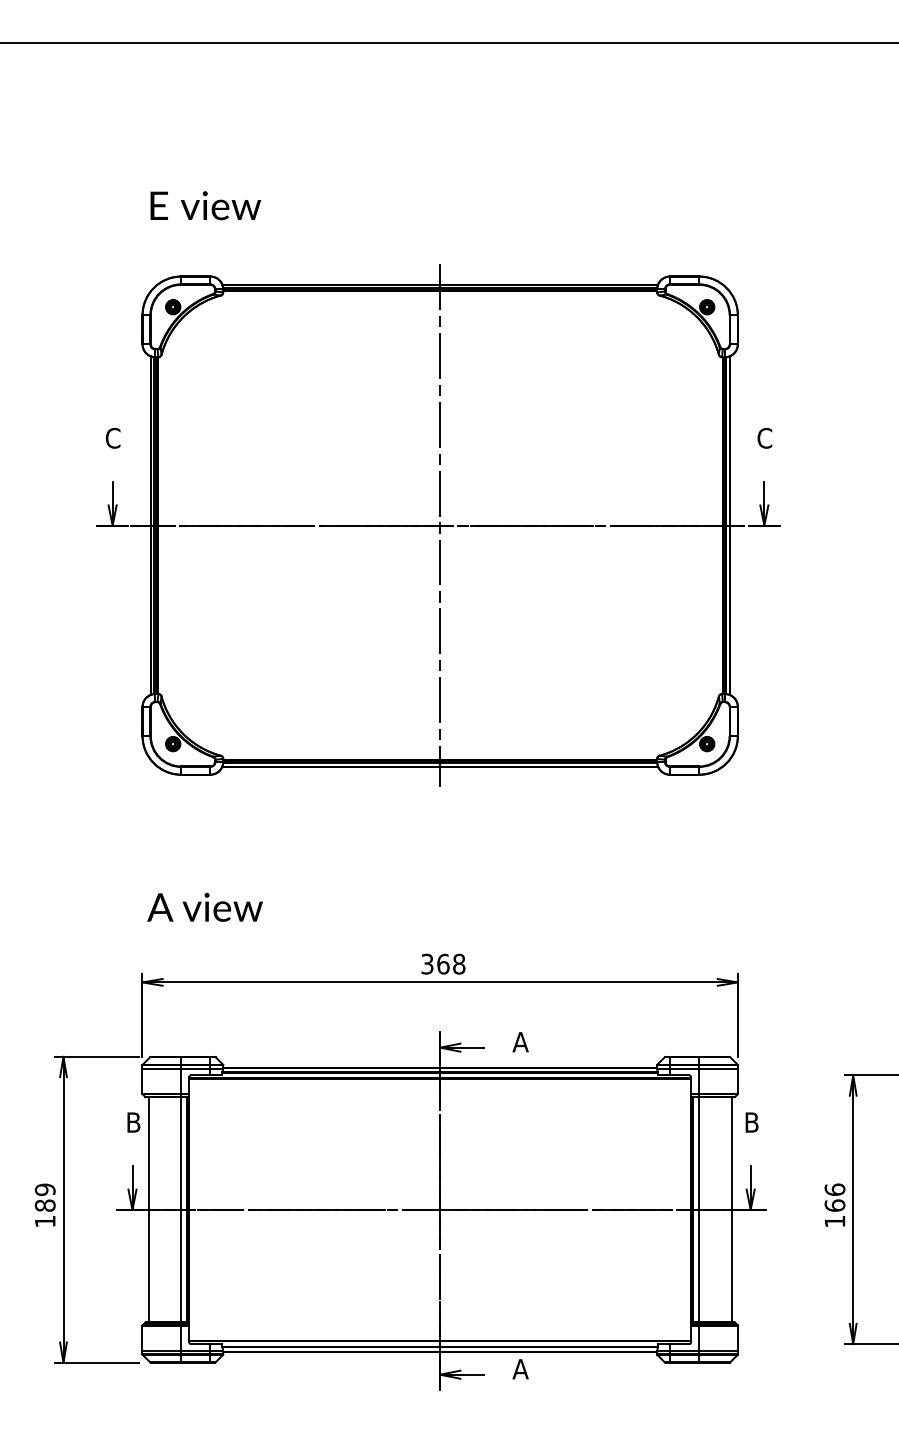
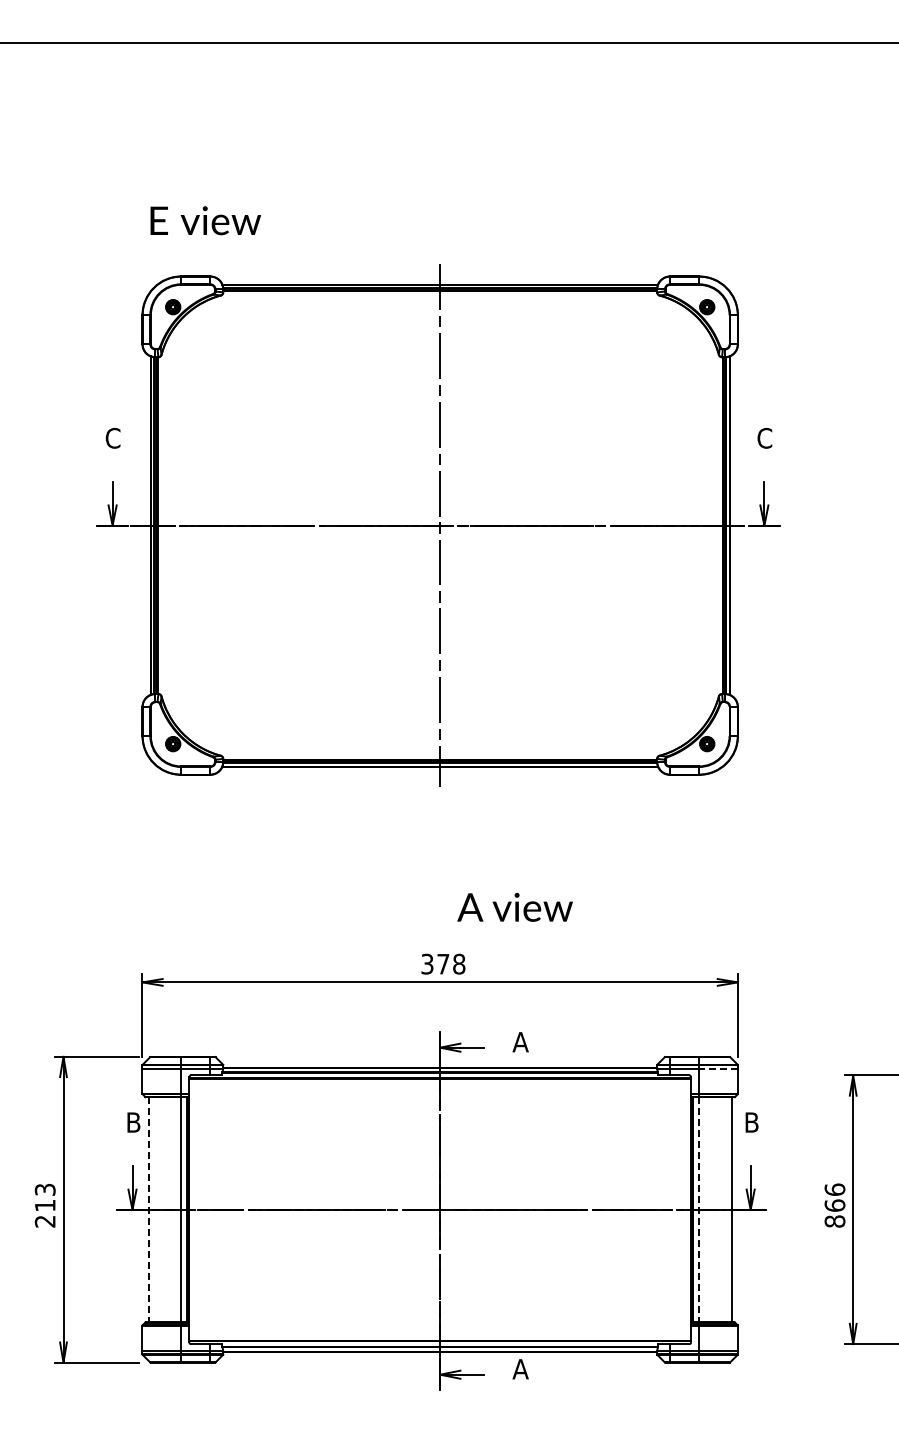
text position: (205, 205) -> (205, 220) (205, 220)
text position: (204, 907) -> (514, 907) (514, 907)
text: 368 -> 378 (443, 963)
line: solid -> dashed (718, 1069)
text: 189 -> 213 (44, 1205)
line: solid -> dashed (148, 1210)
line: solid -> dashed (699, 1210)
text: 166 -> 866 (834, 1221)
